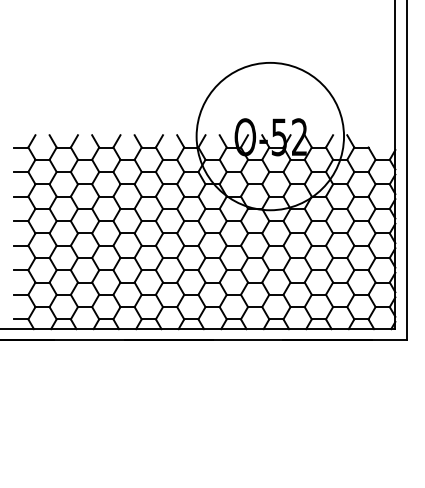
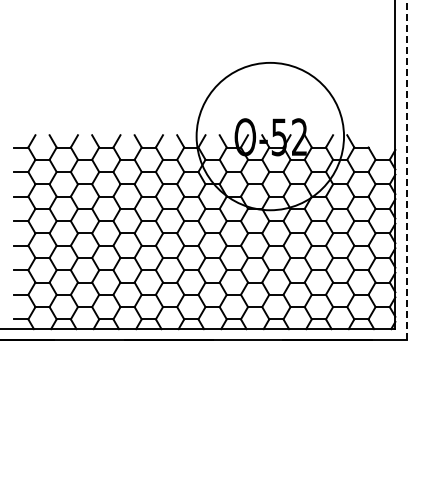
line: solid -> dashed (406, 169)
